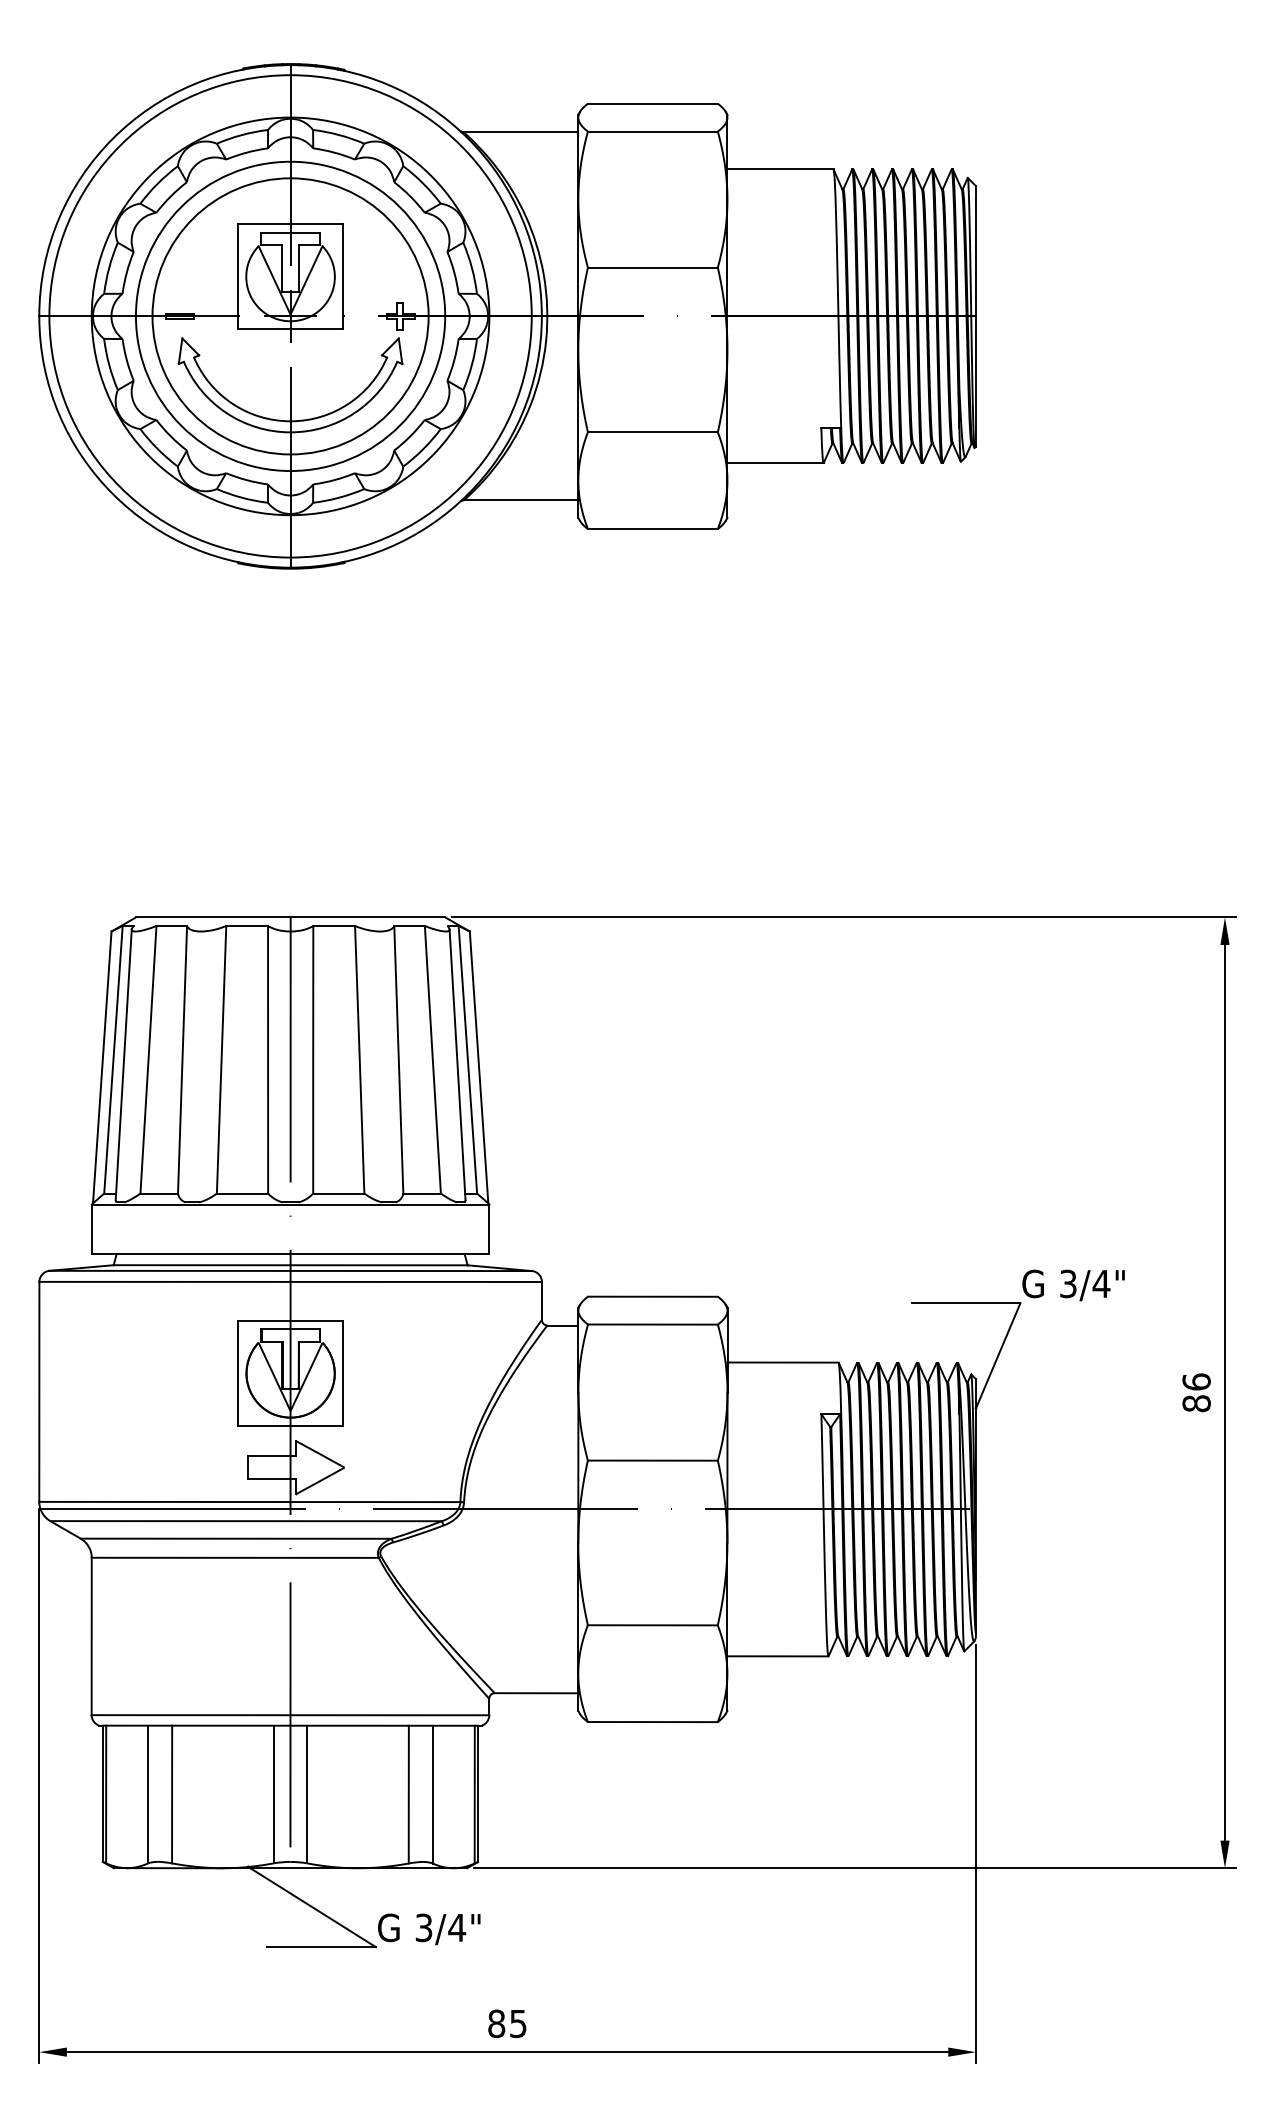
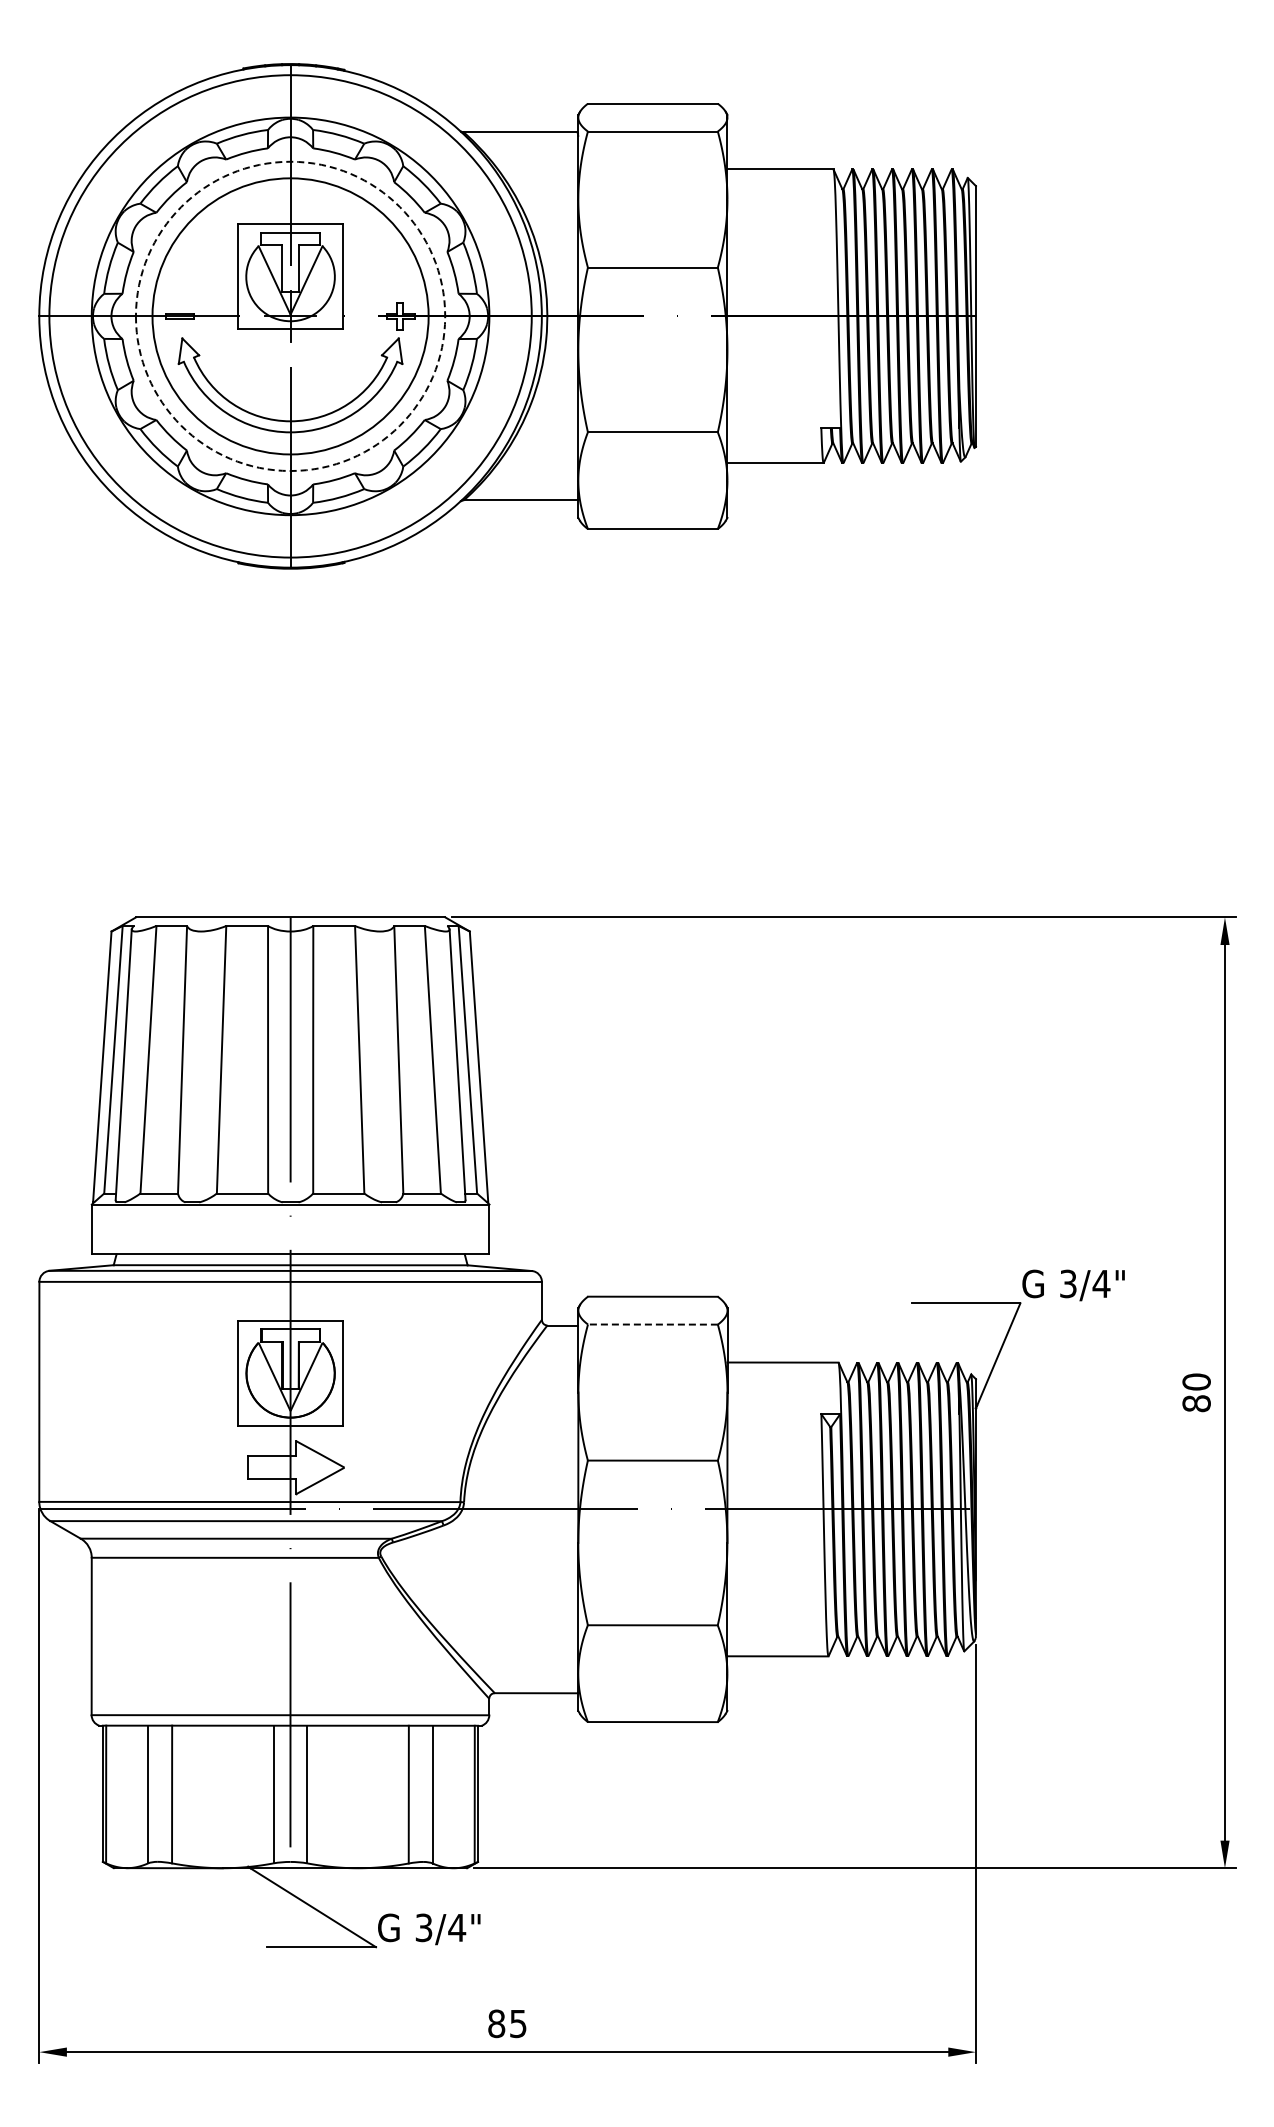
circle: solid -> dashed (290, 316)
line: solid -> dashed (652, 1324)
text: 86 -> 80 (1196, 1381)
